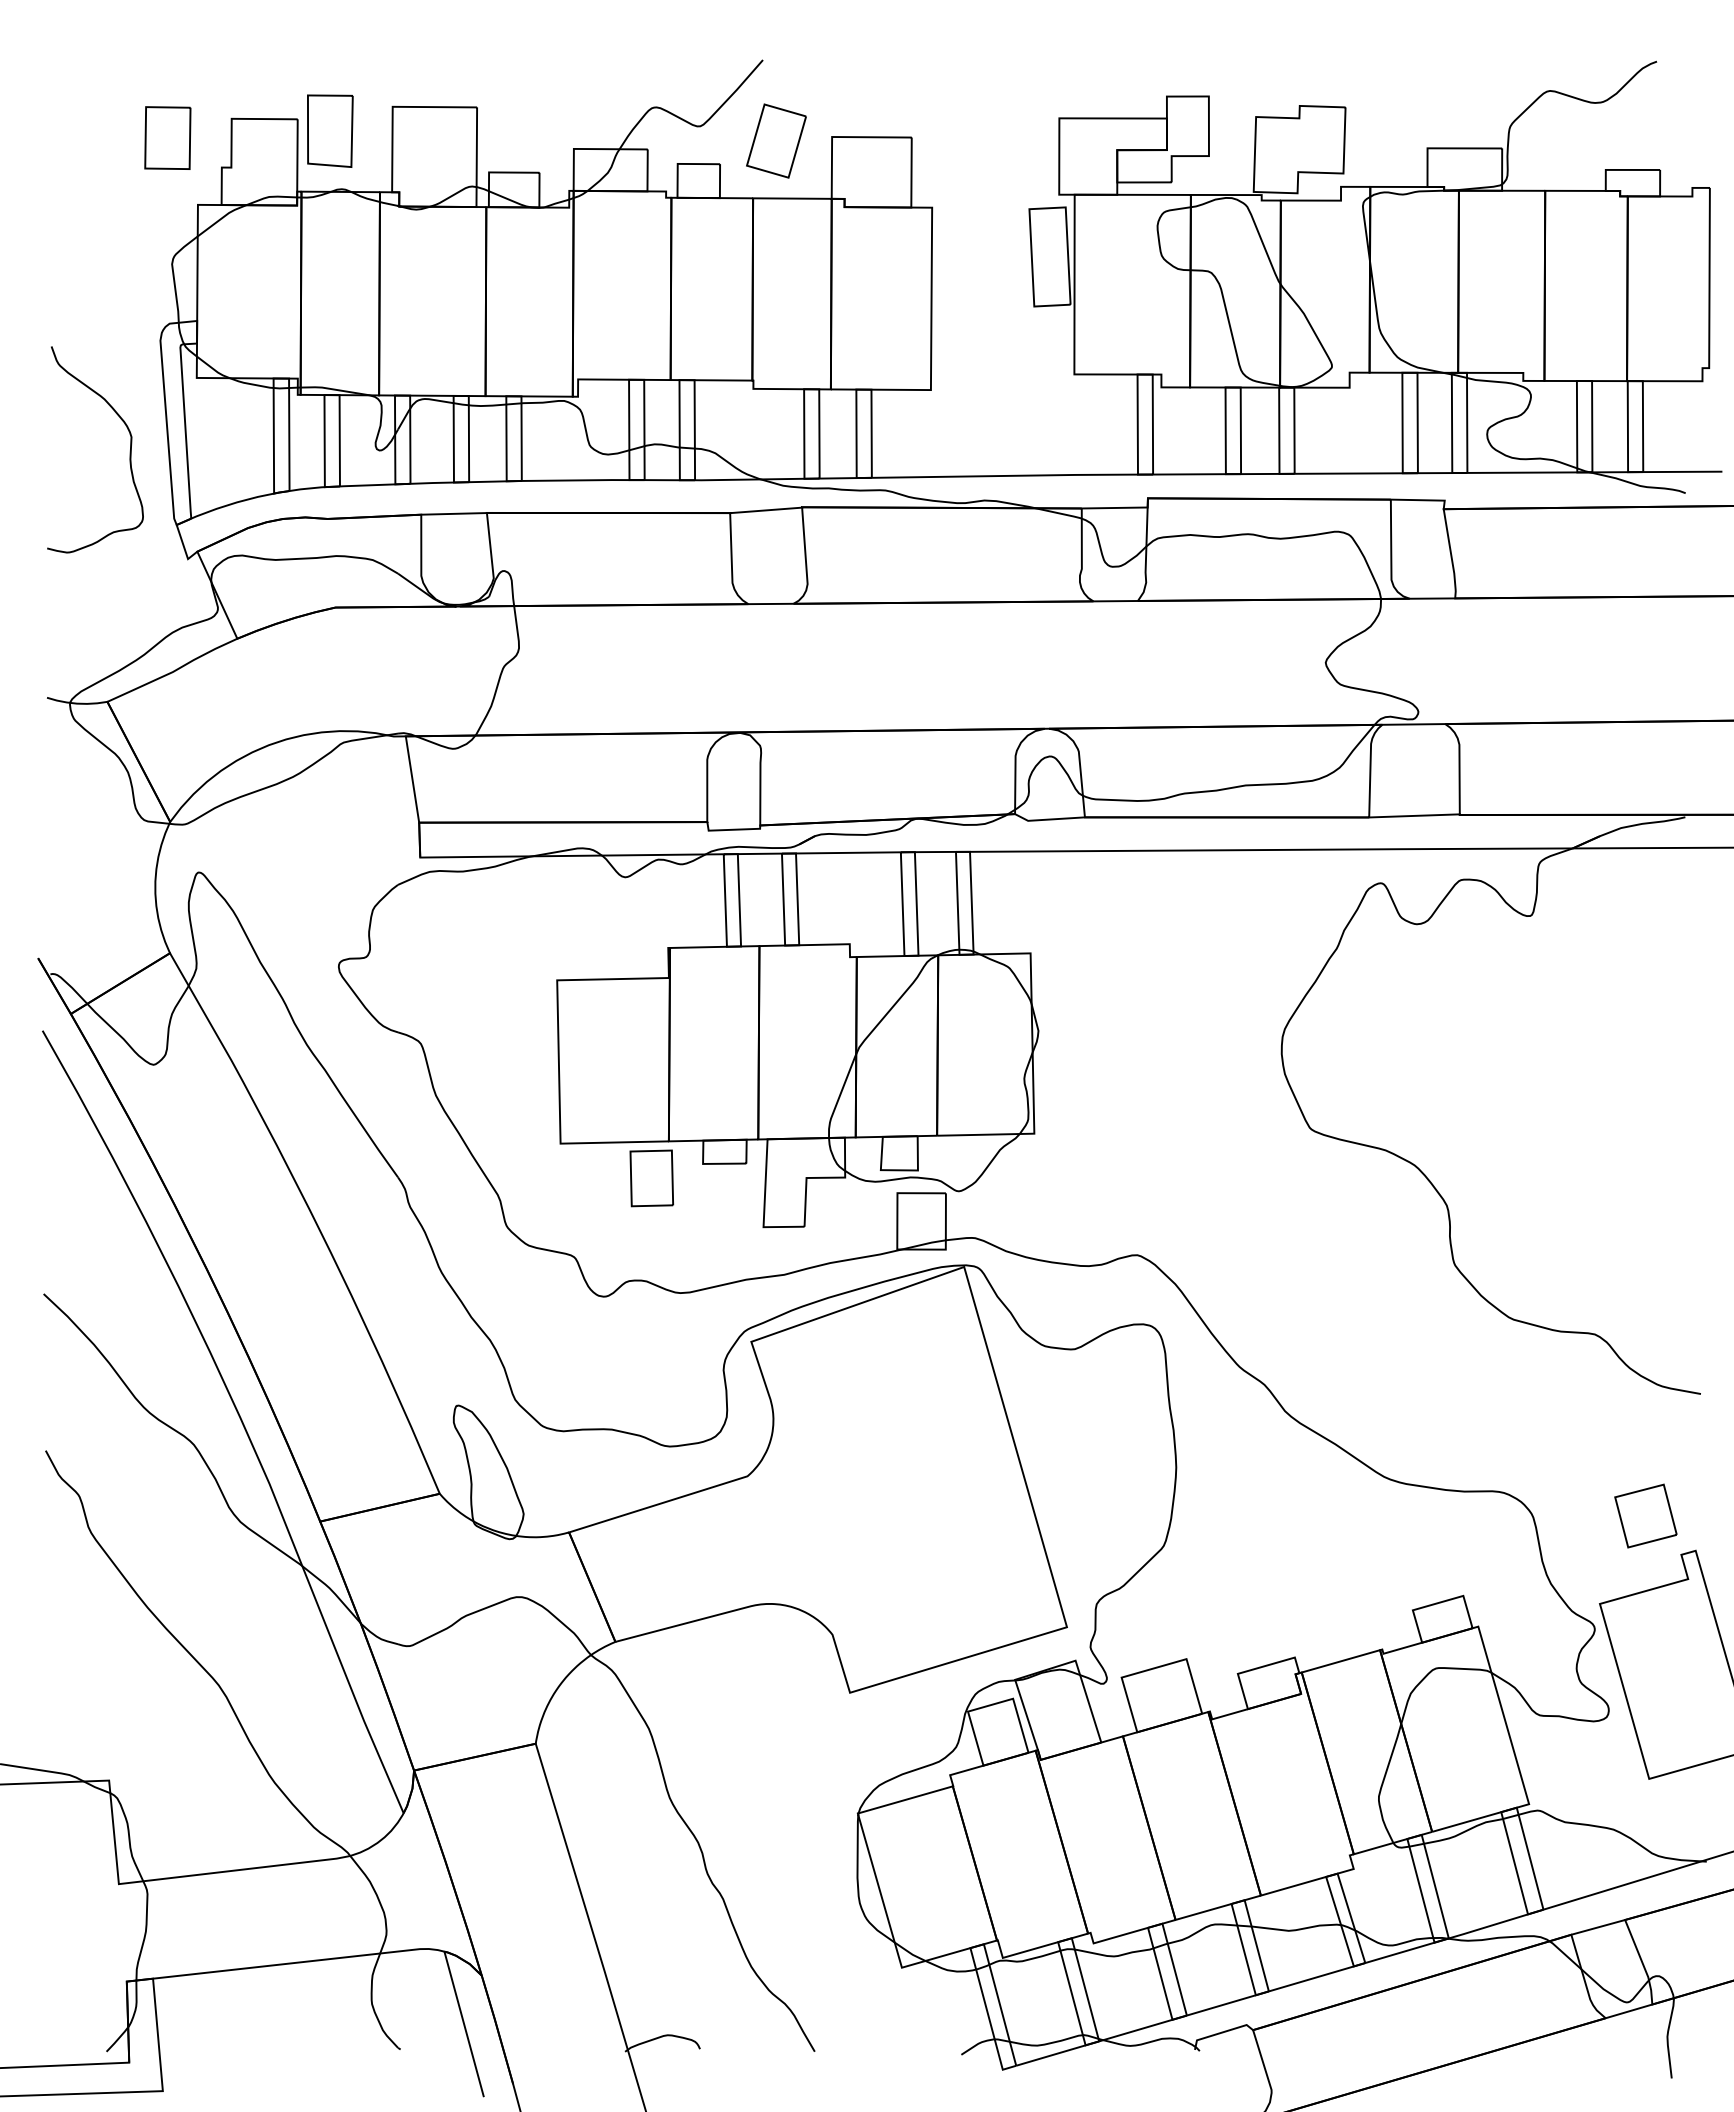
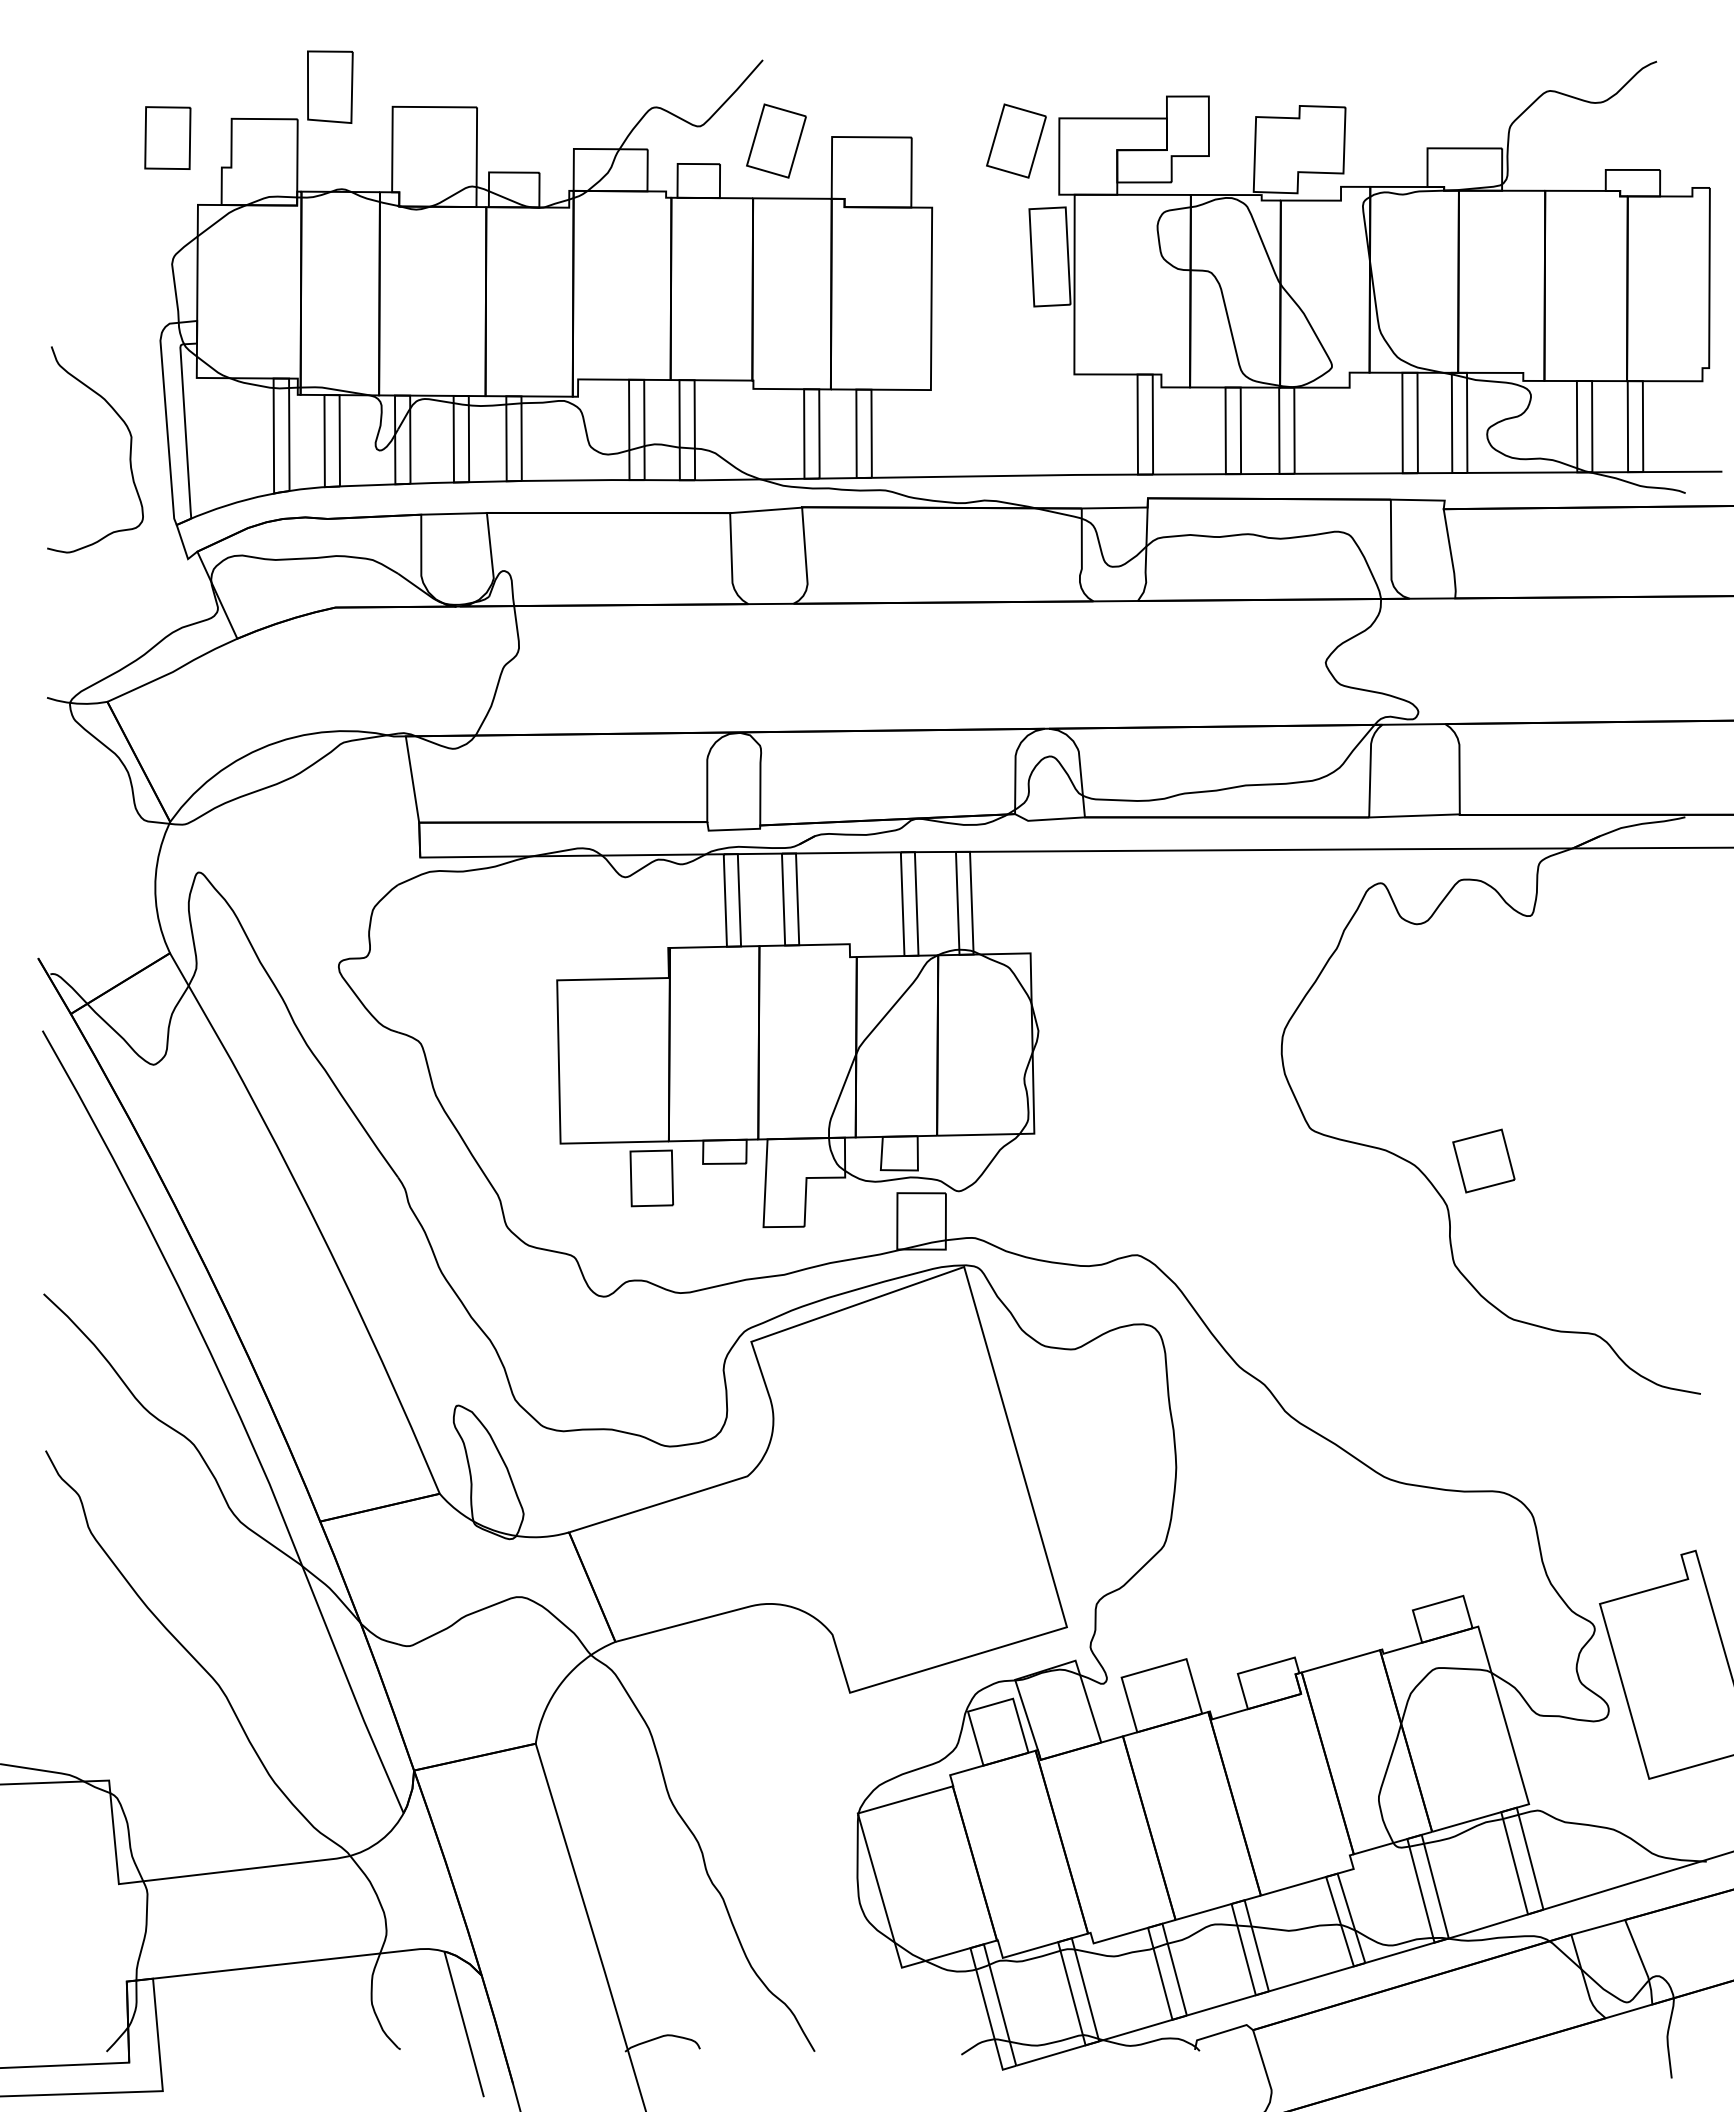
part position: (330, 130) -> (330, 86) (330, 86)
part: none -> present (1016, 140)
part position: (1645, 1515) -> (1483, 1160) (1483, 1160)
